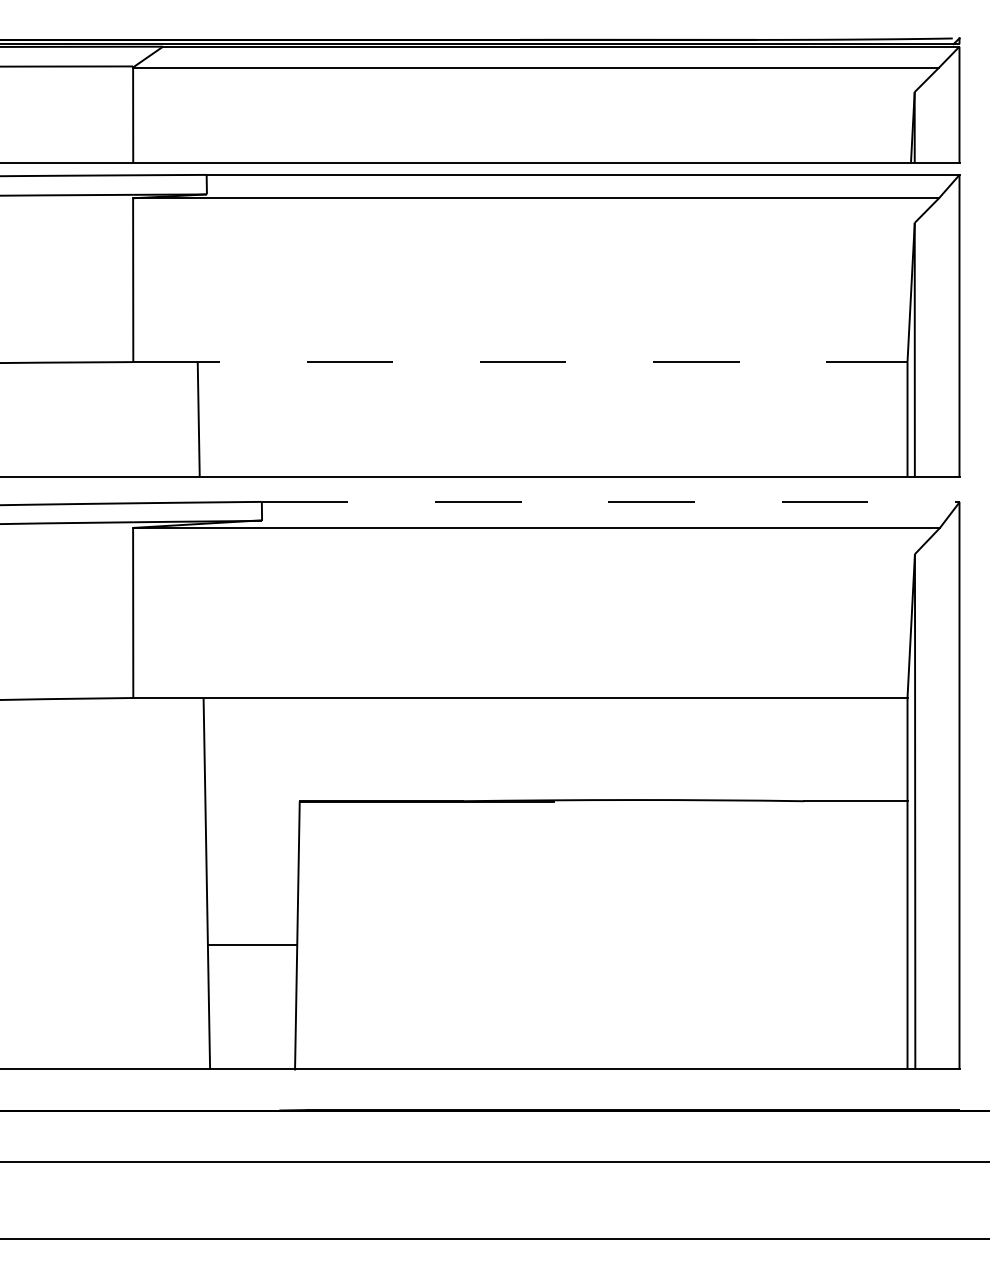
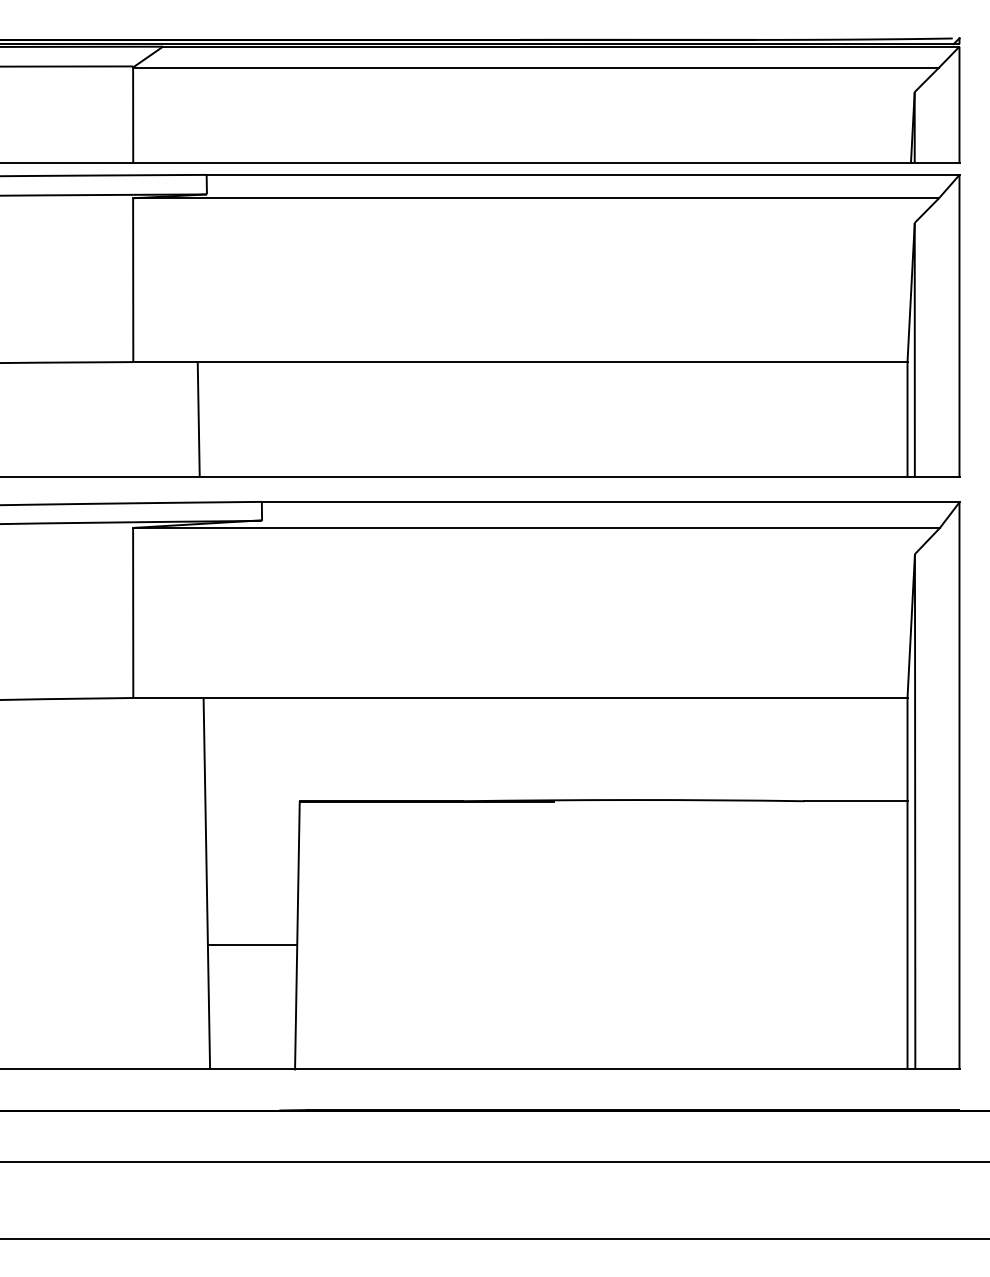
line: dashed -> solid (520, 362)
line: dashed -> solid (610, 501)
